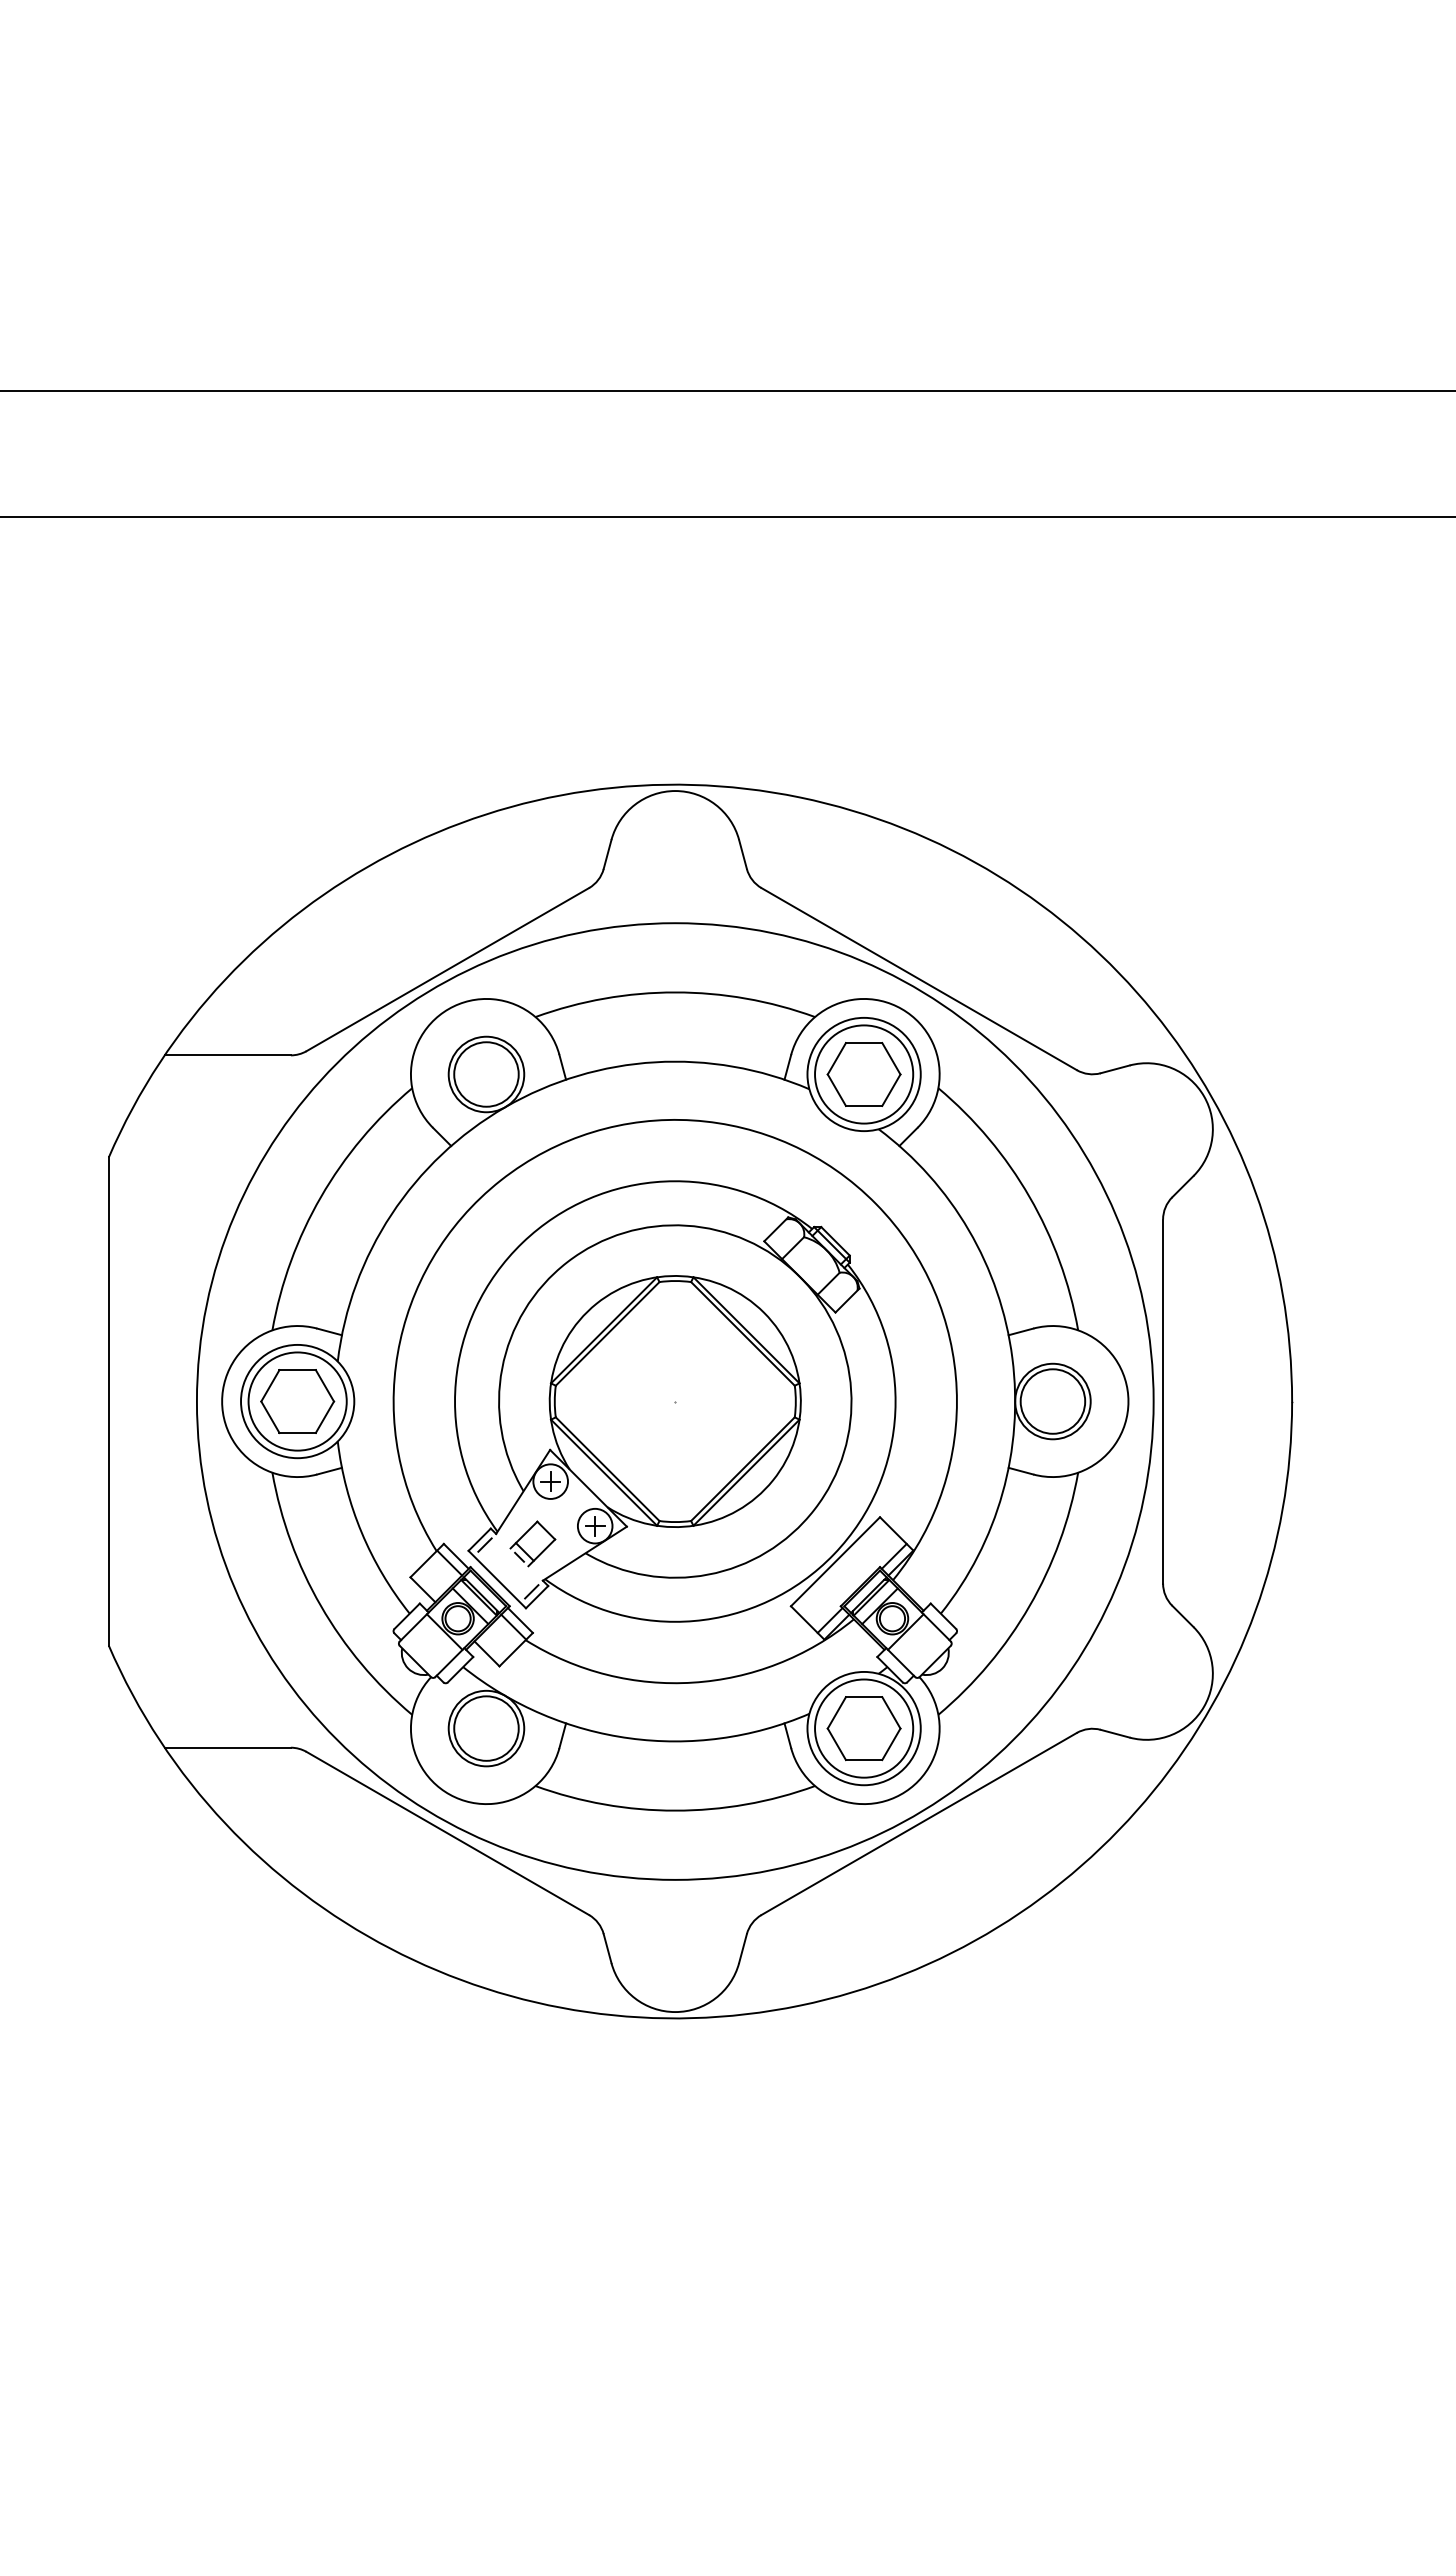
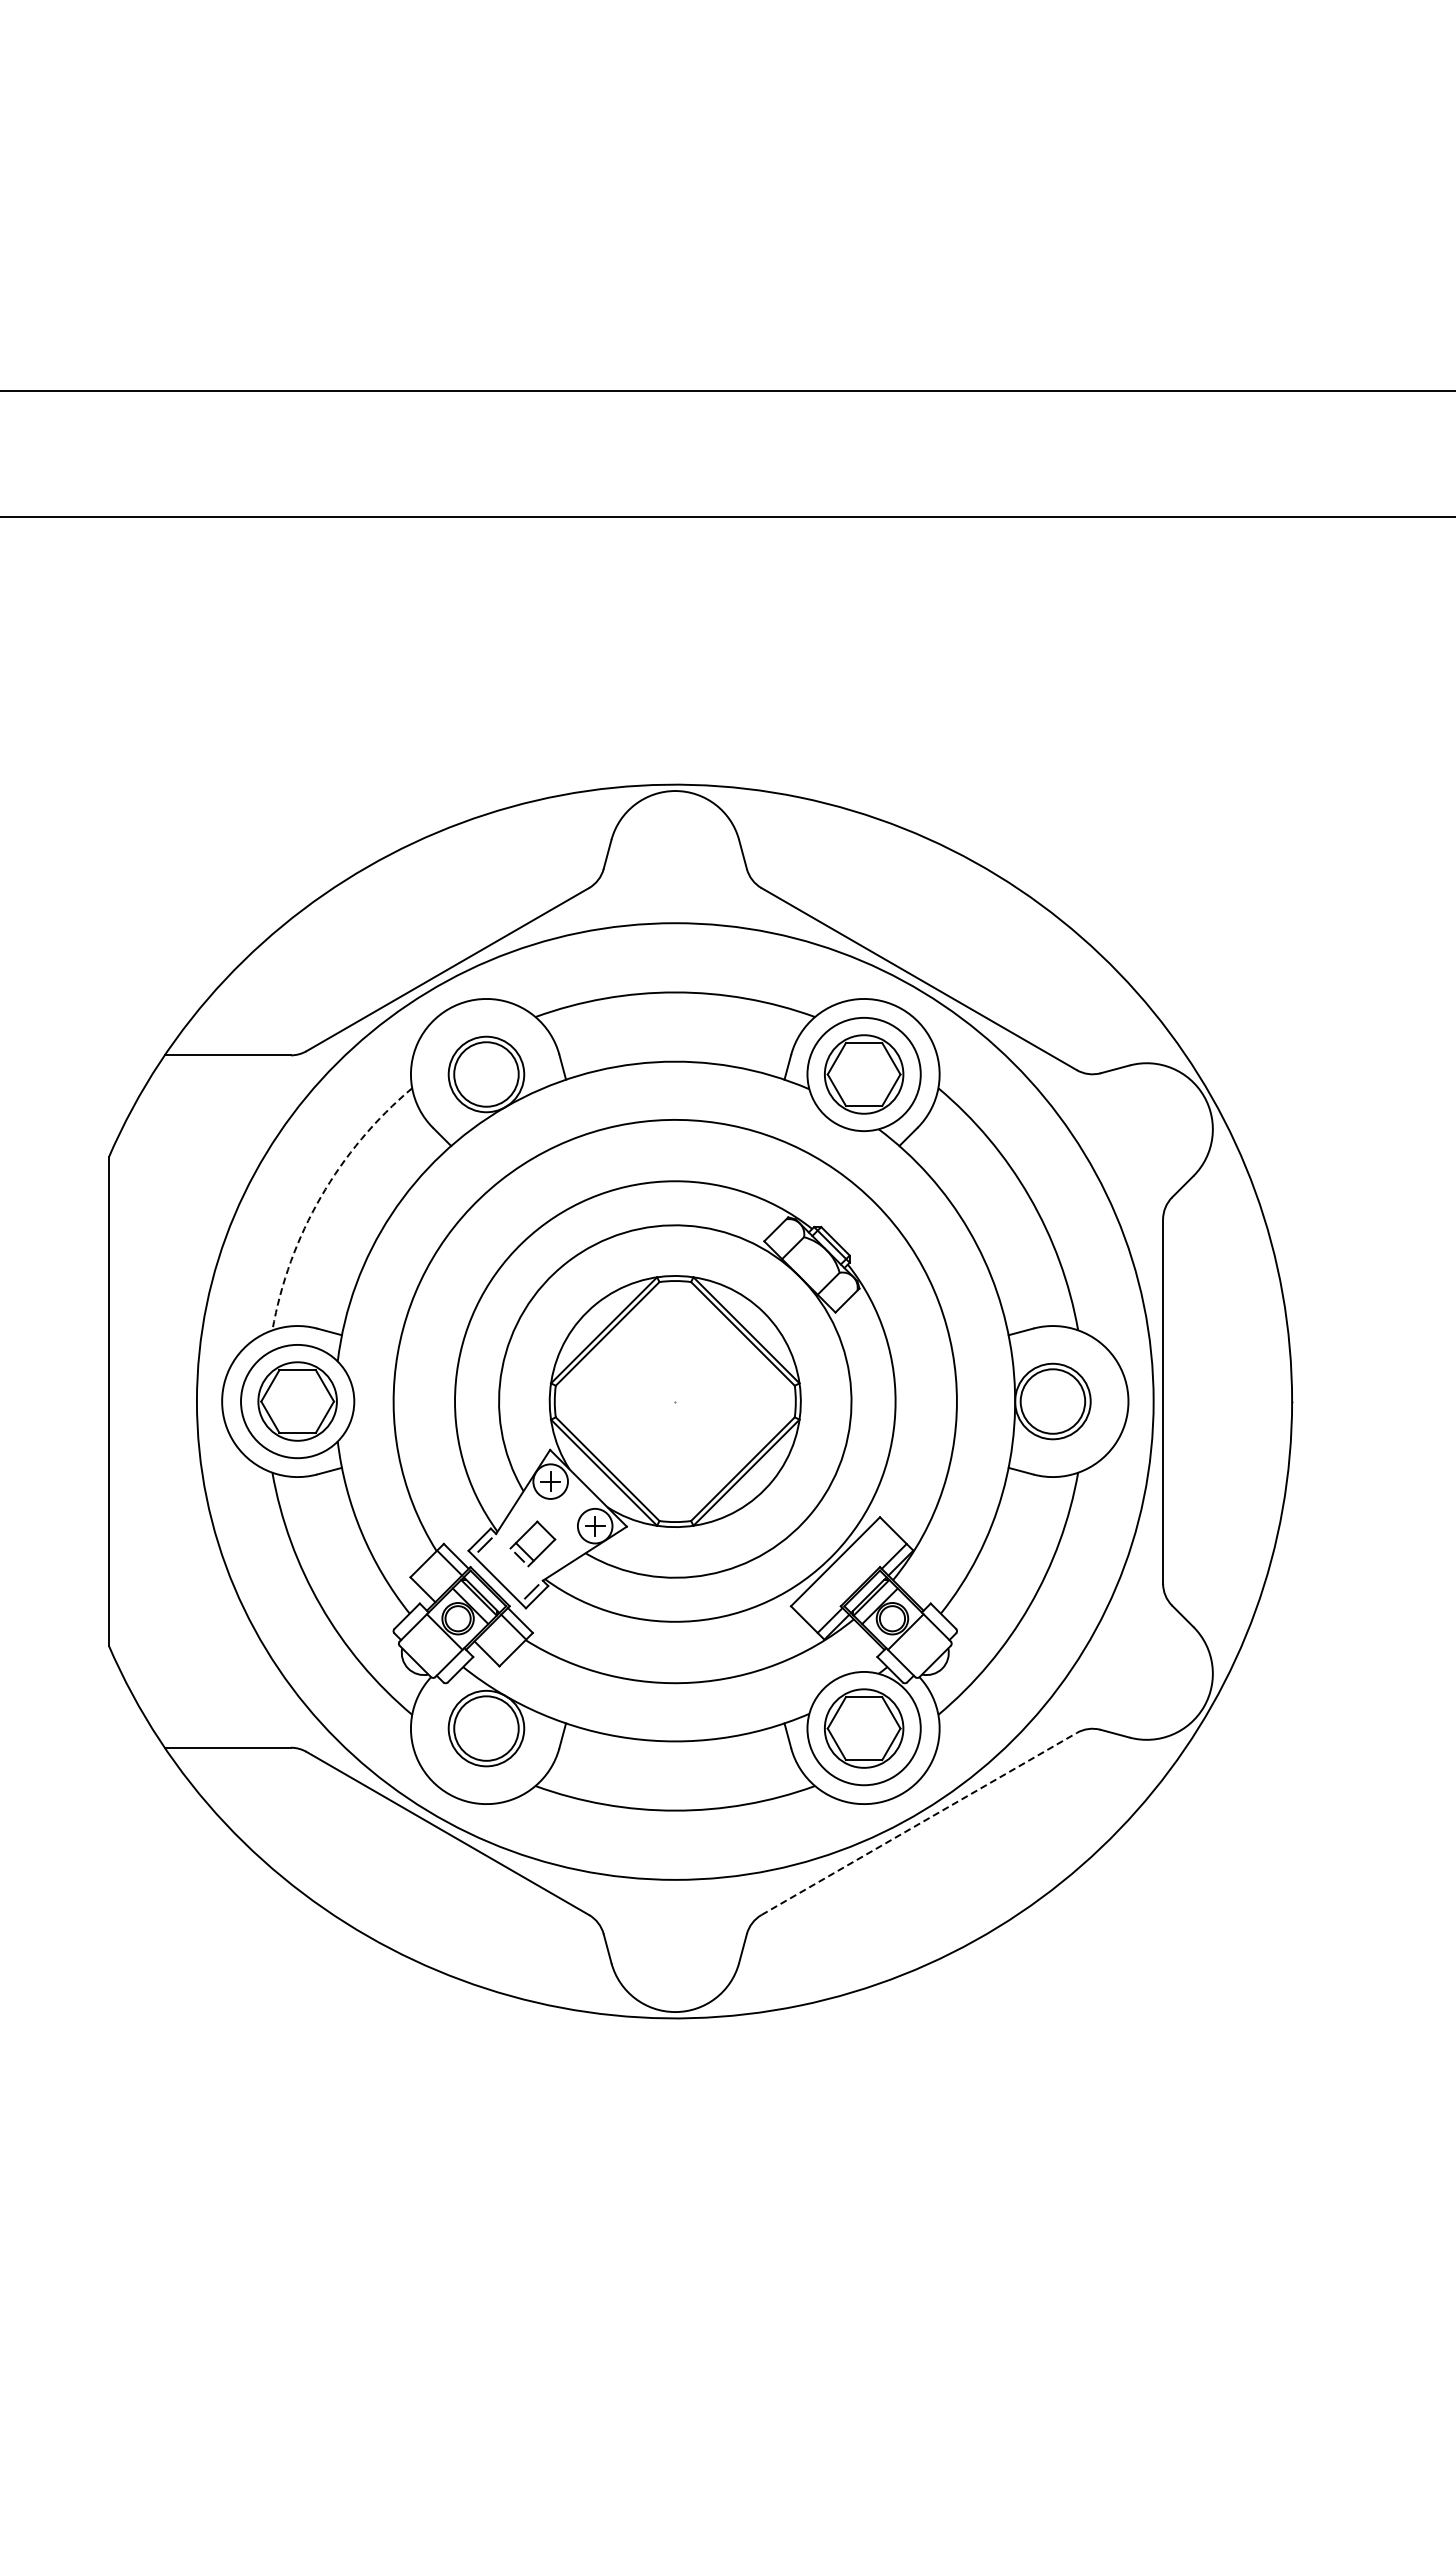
circle diameter: 98 px -> 79 px (863, 1074)
arc: solid -> dashed (321, 1196)
circle diameter: 98 px -> 79 px (297, 1401)
circle diameter: 98 px -> 79 px (863, 1728)
line: solid -> dashed (919, 1823)
